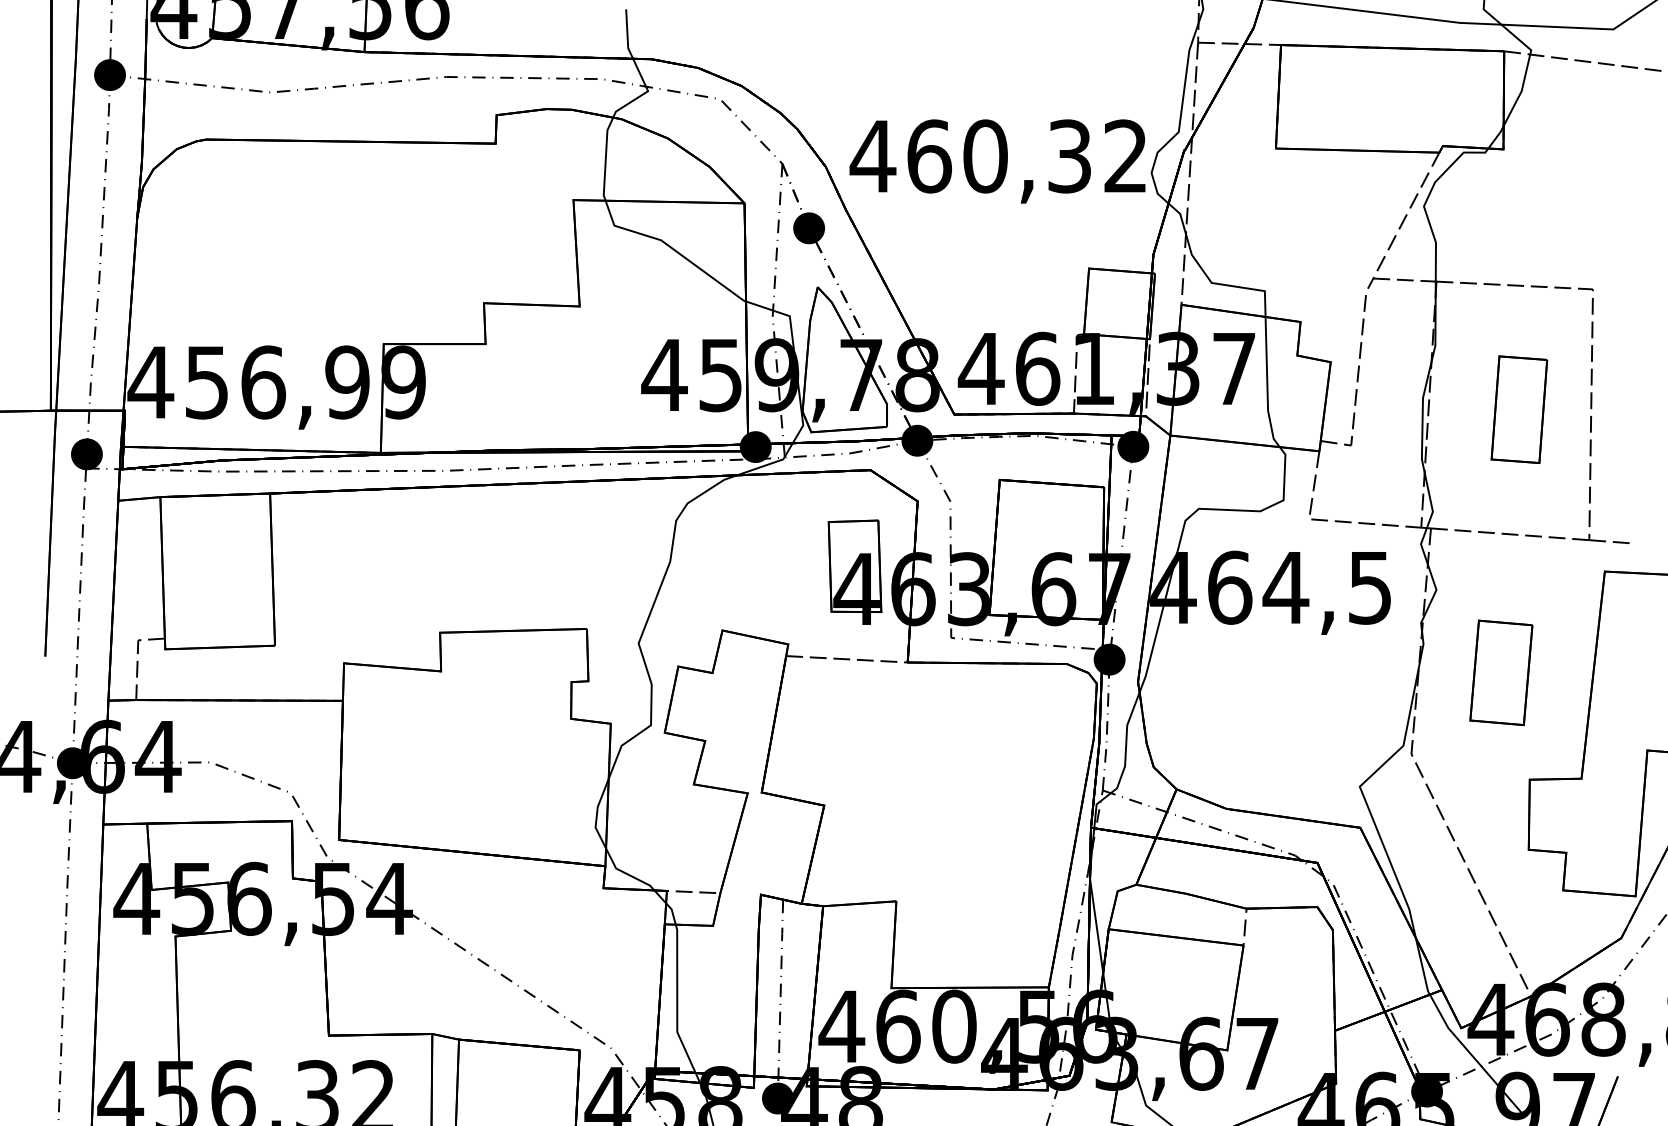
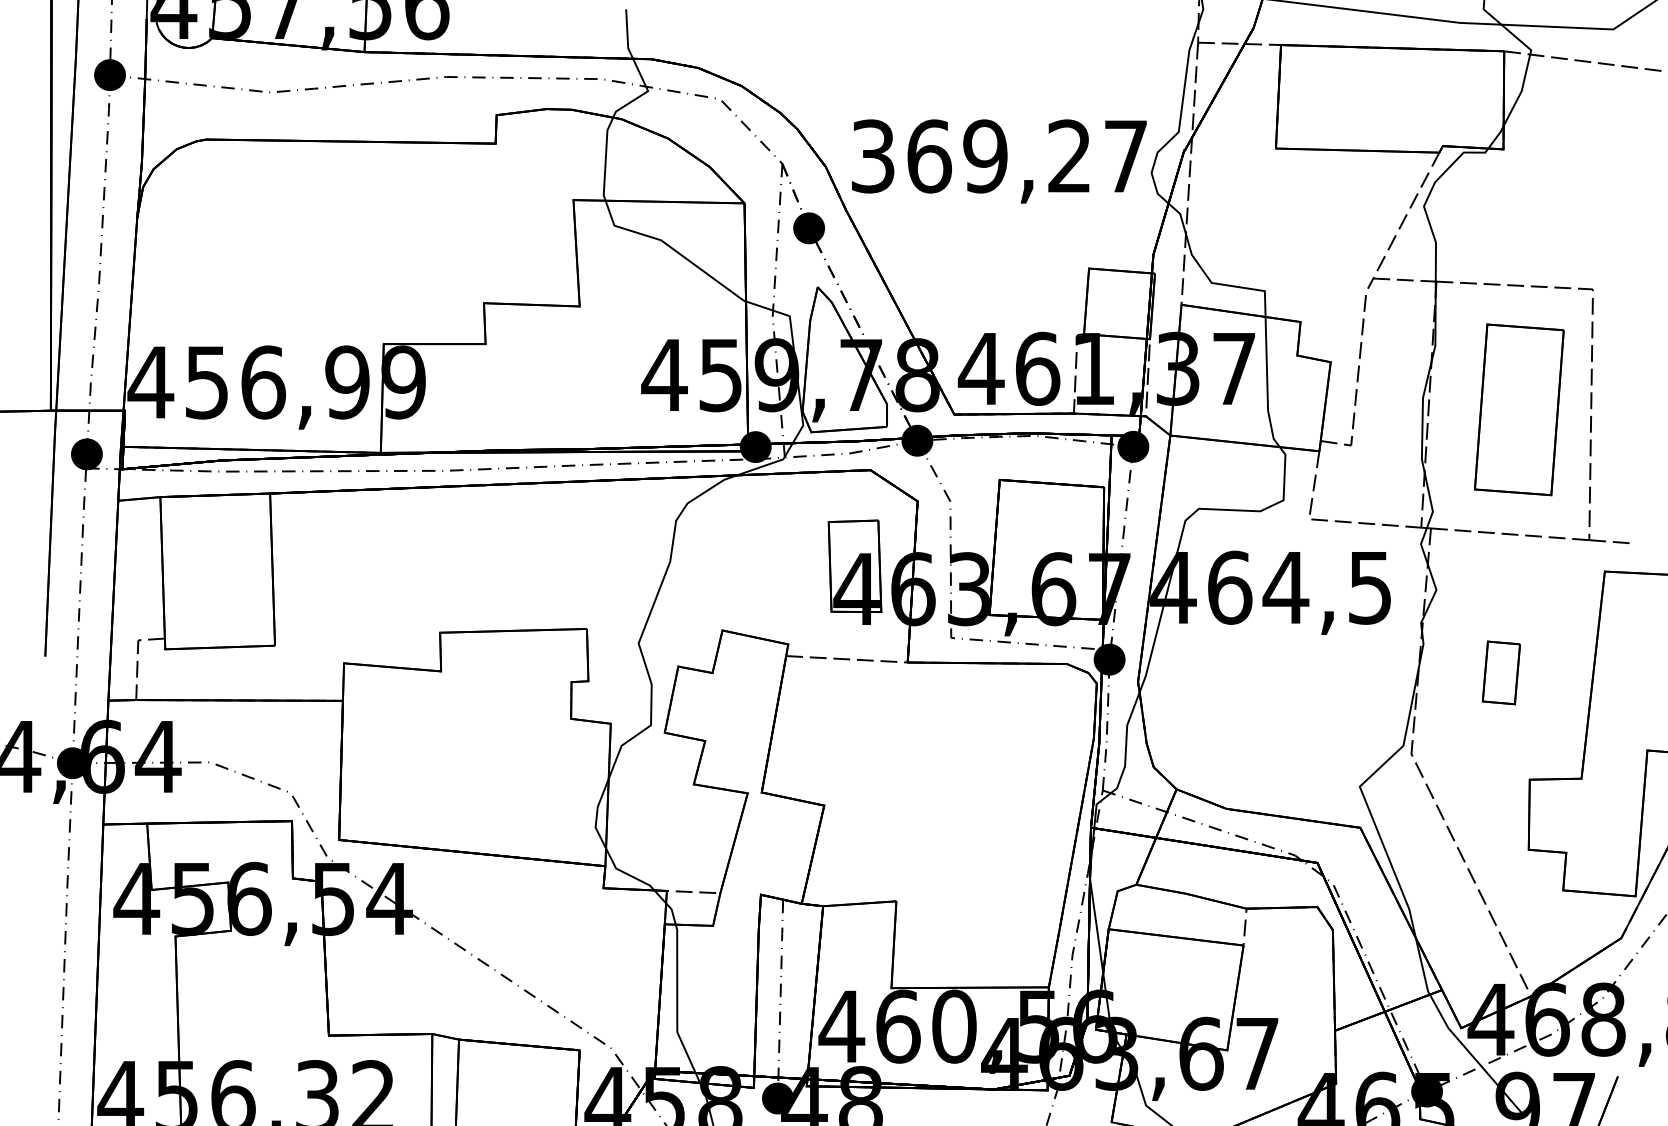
text: 460,32 -> 369,27 (997, 156)
part size: 59x109 px -> 91x174 px (1519, 409)
part size: 65x108 px -> 40x66 px (1500, 672)
